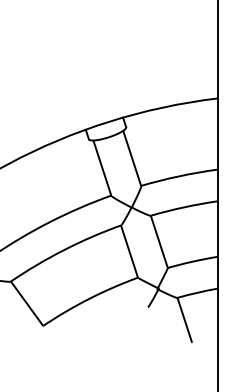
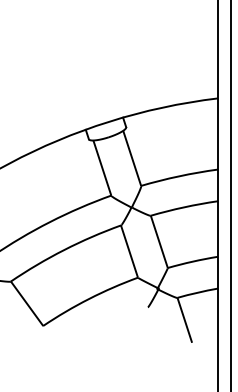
line: none -> present (230, 195)
